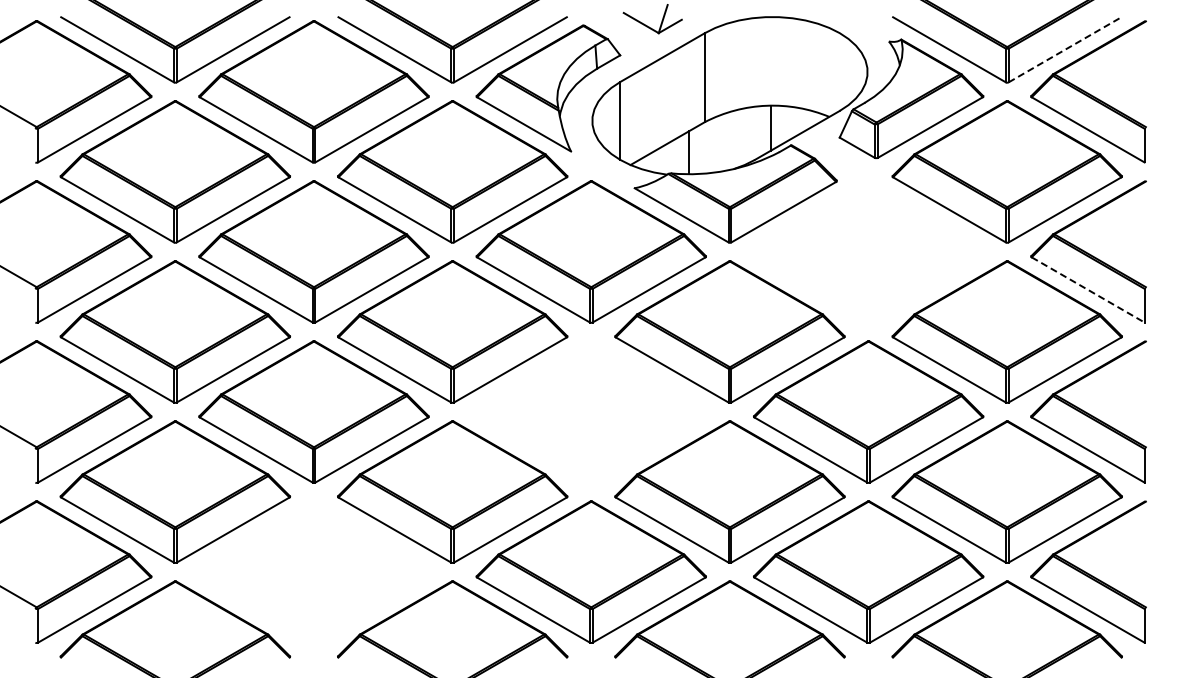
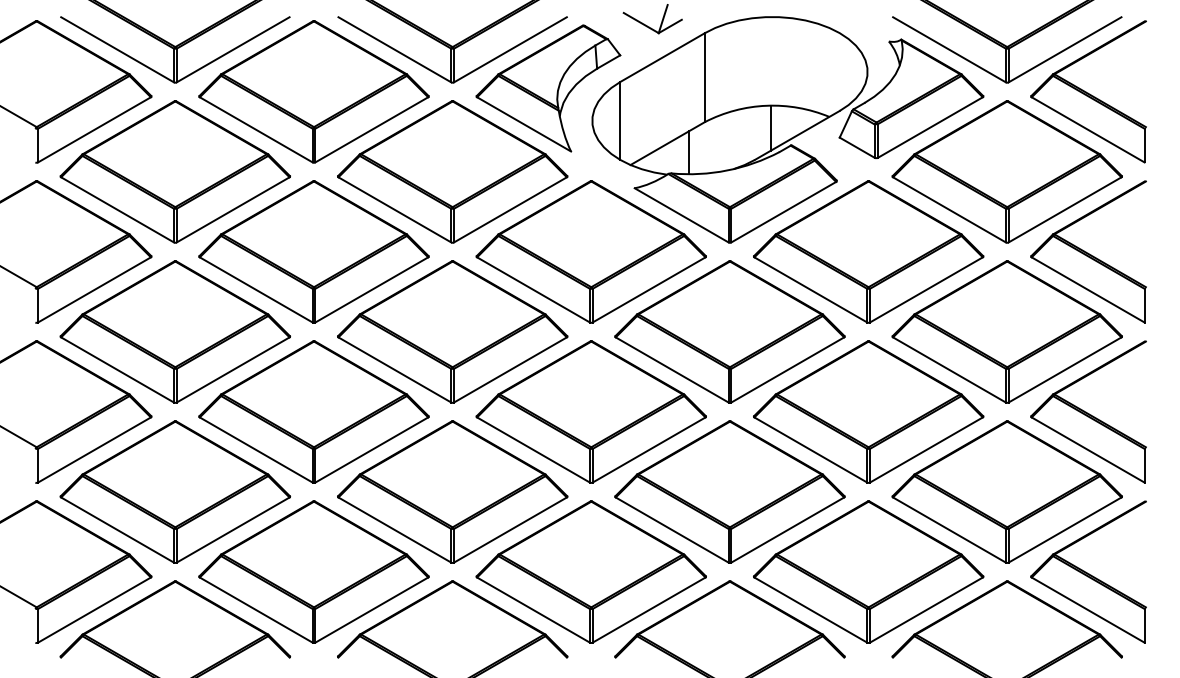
line: dashed -> solid (1065, 49)
part: none -> present (868, 251)
line: dashed -> solid (1088, 290)
part: none -> present (590, 411)
part: none -> present (313, 571)
